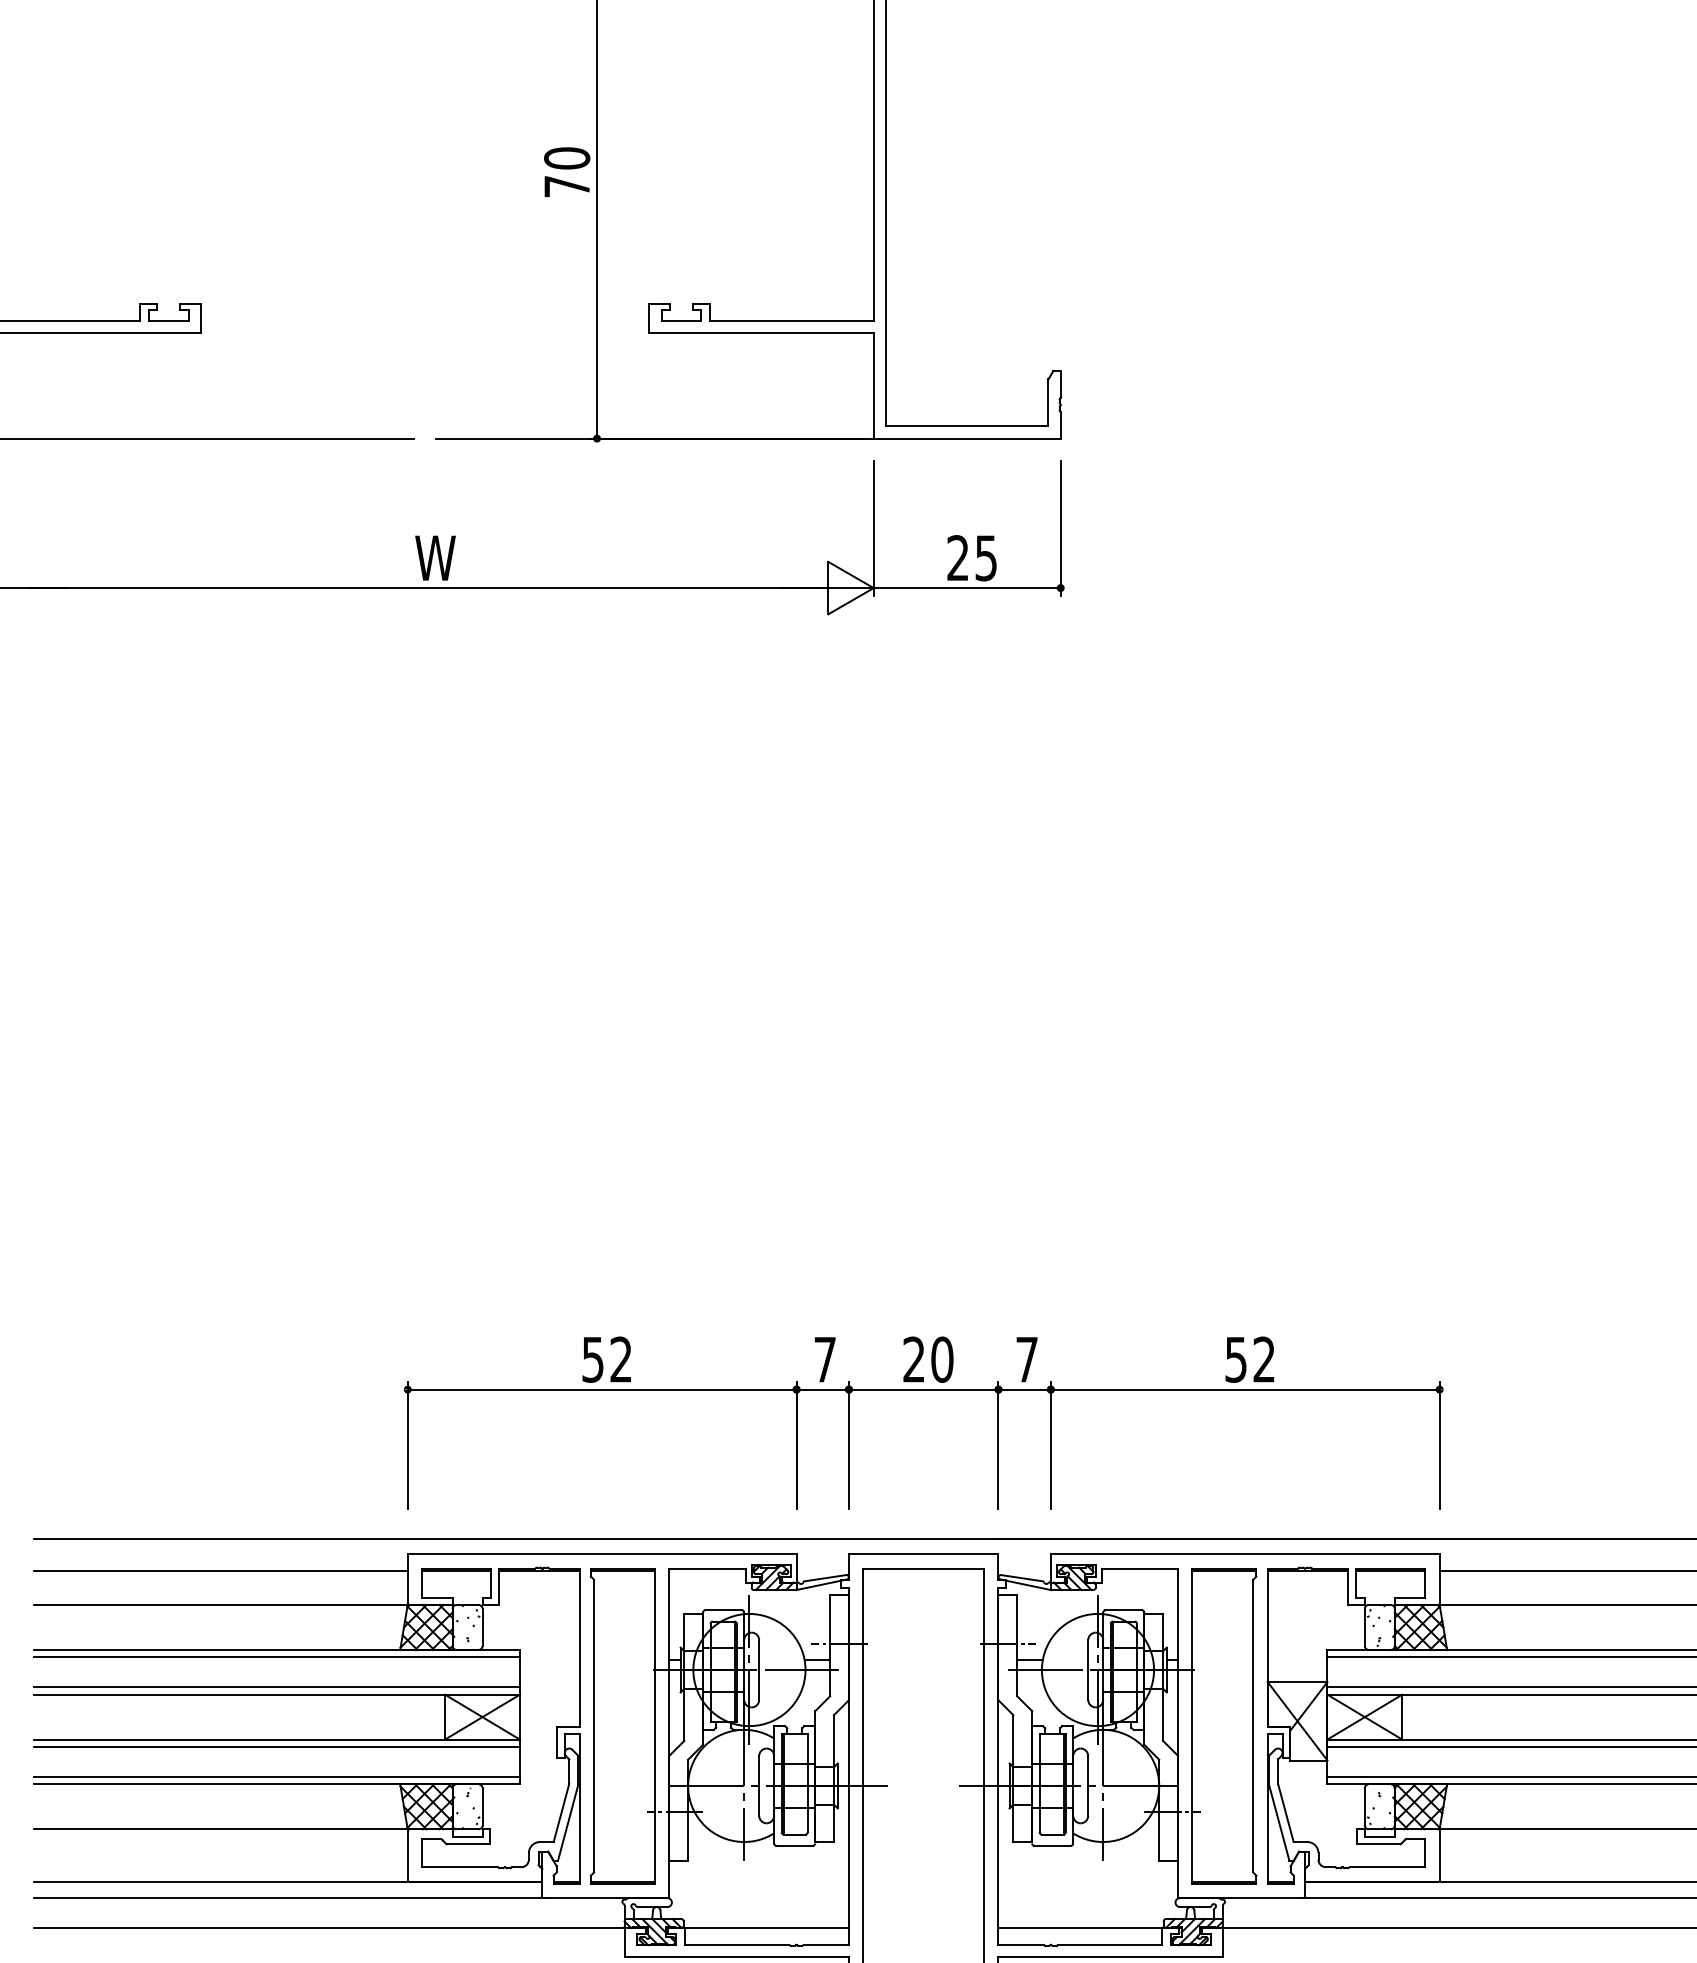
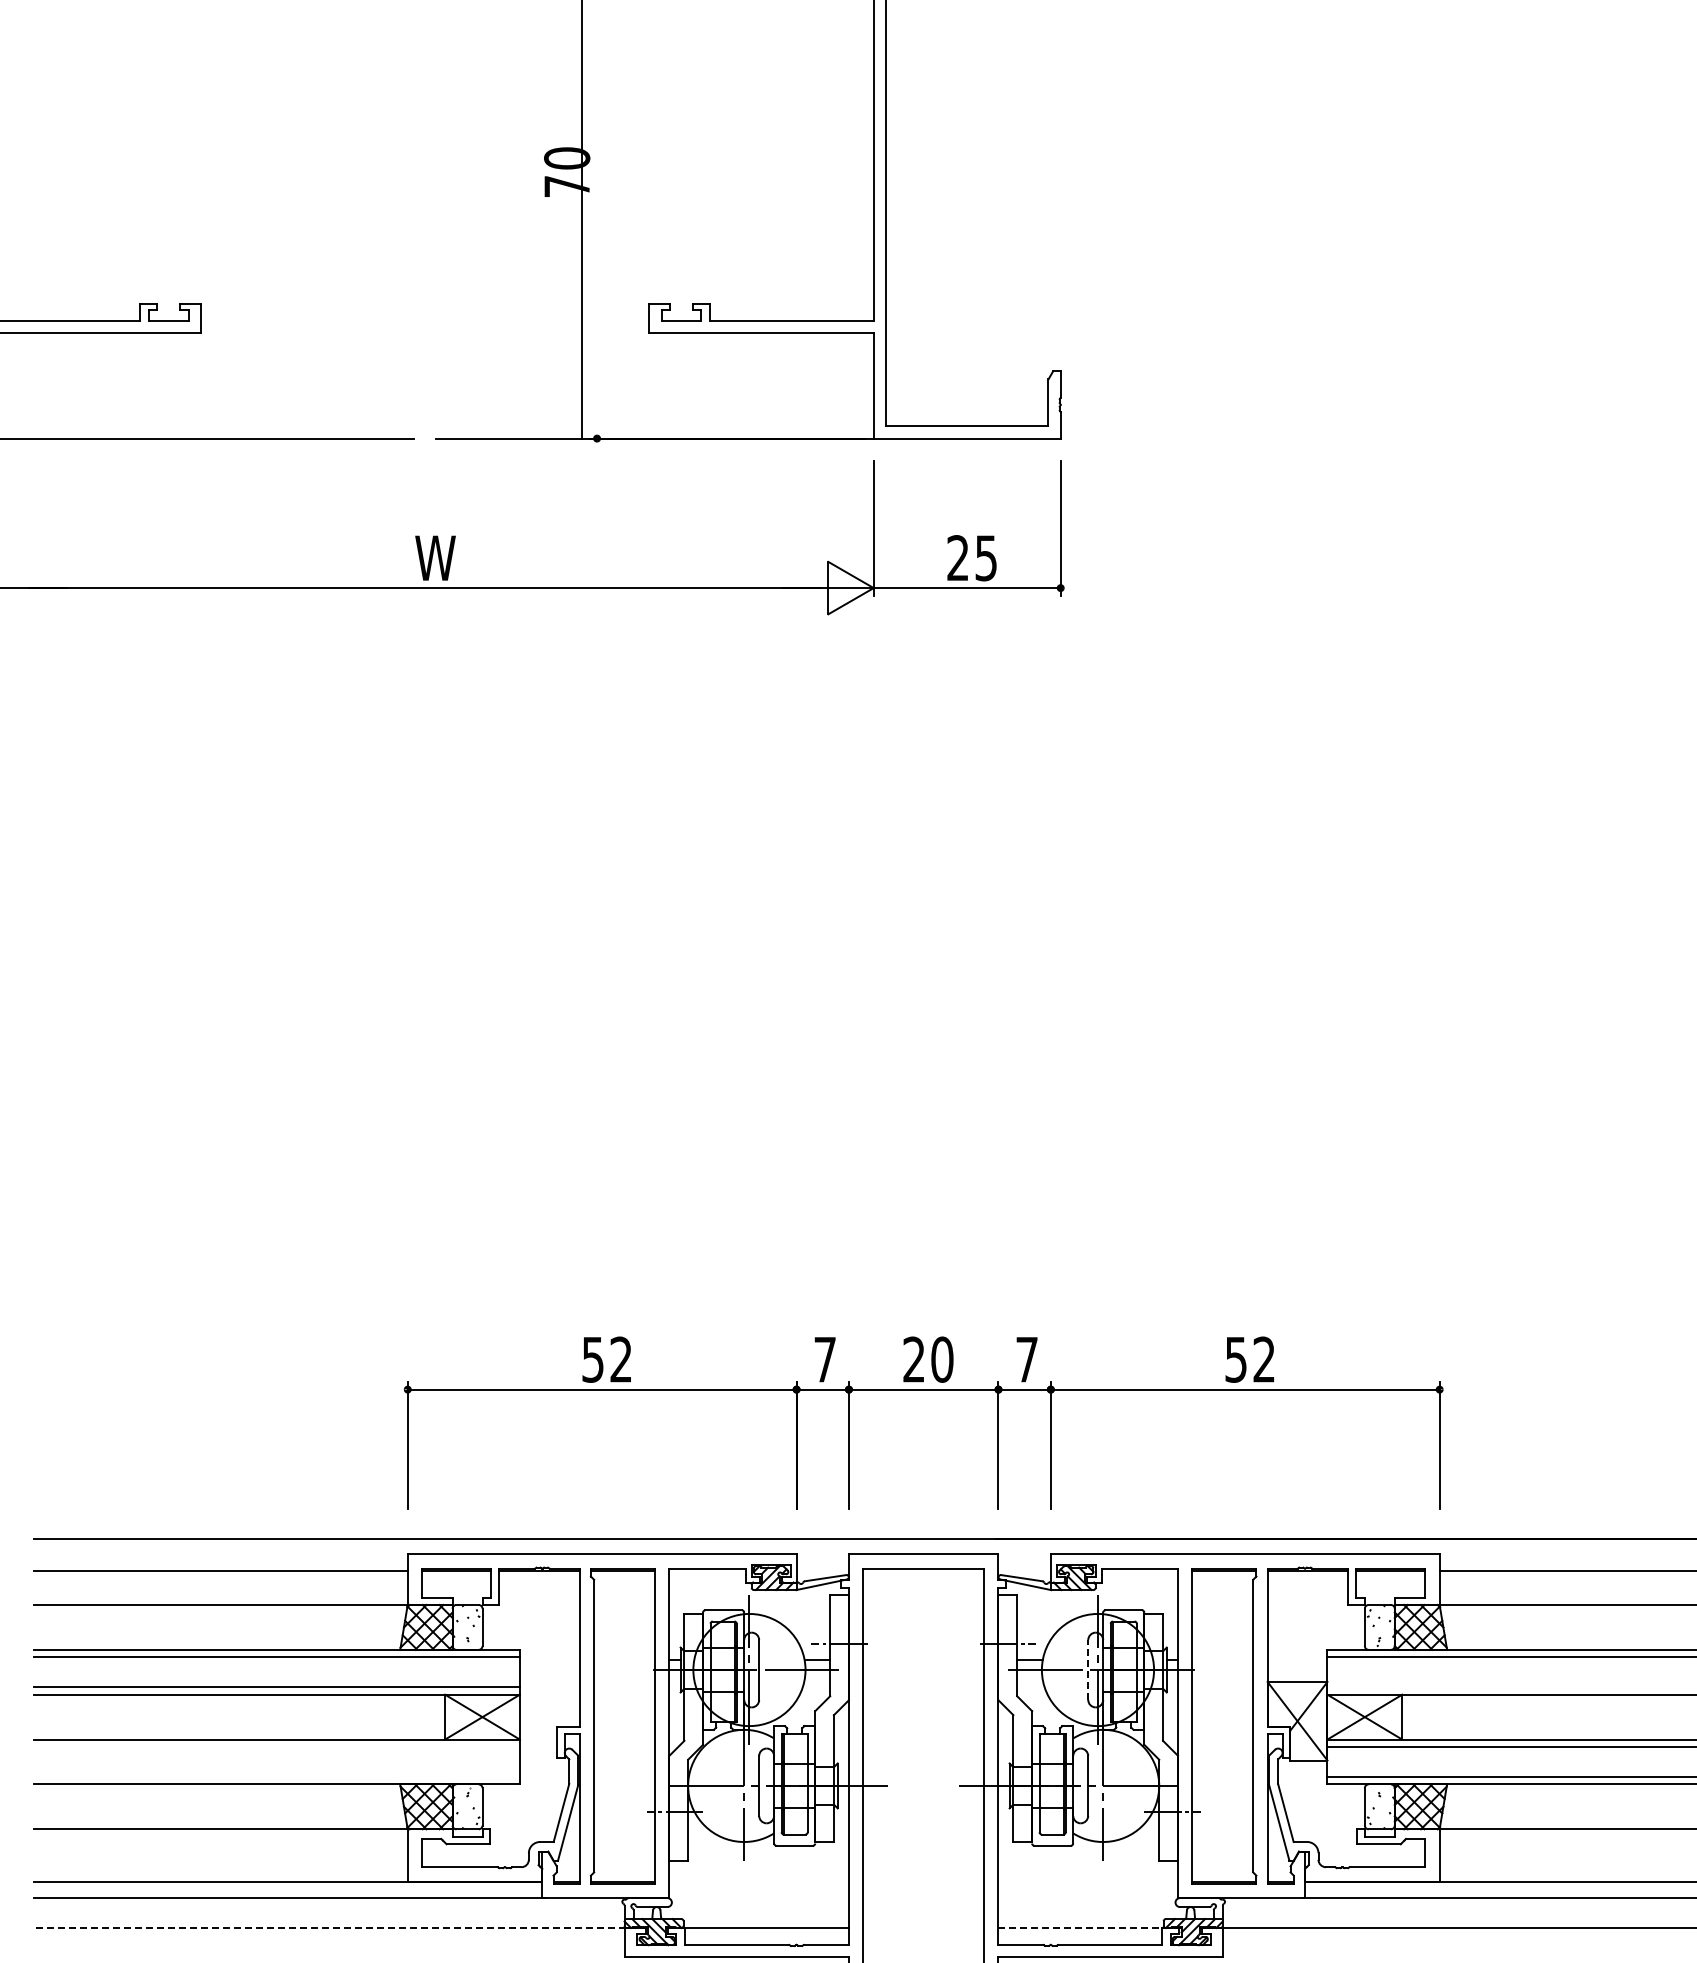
line position: (597, 220) -> (582, 220) (582, 220)
line: solid -> dashed (1088, 1670)
line: present -> none (1510, 1687)
line: present -> none (276, 1747)
line: present -> none (276, 1776)
line: solid -> dashed (340, 1928)
line: solid -> dashed (1090, 1928)
